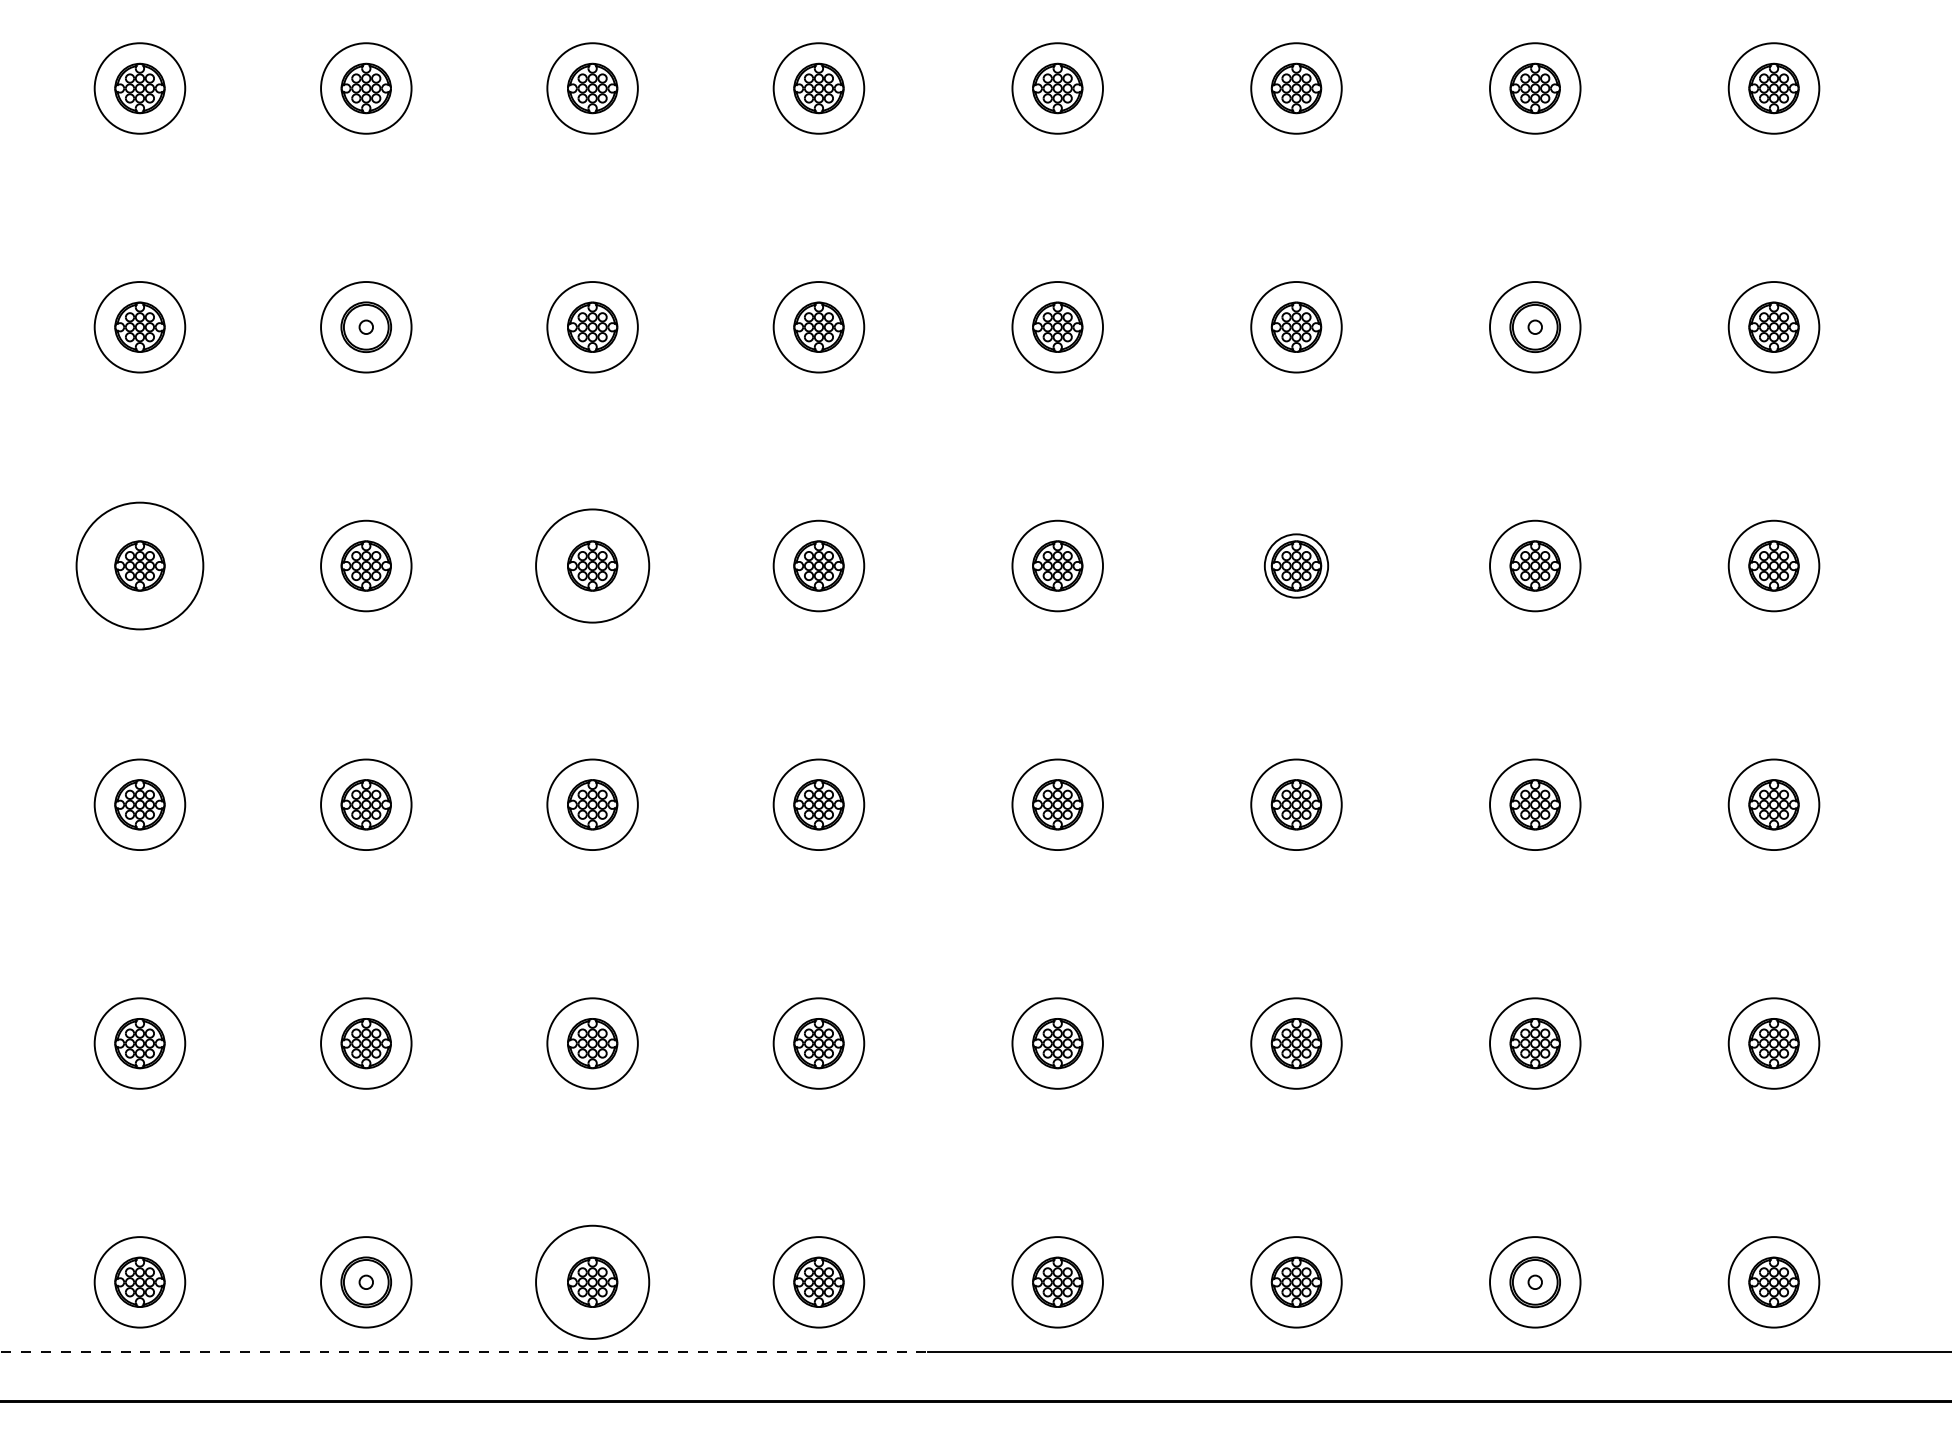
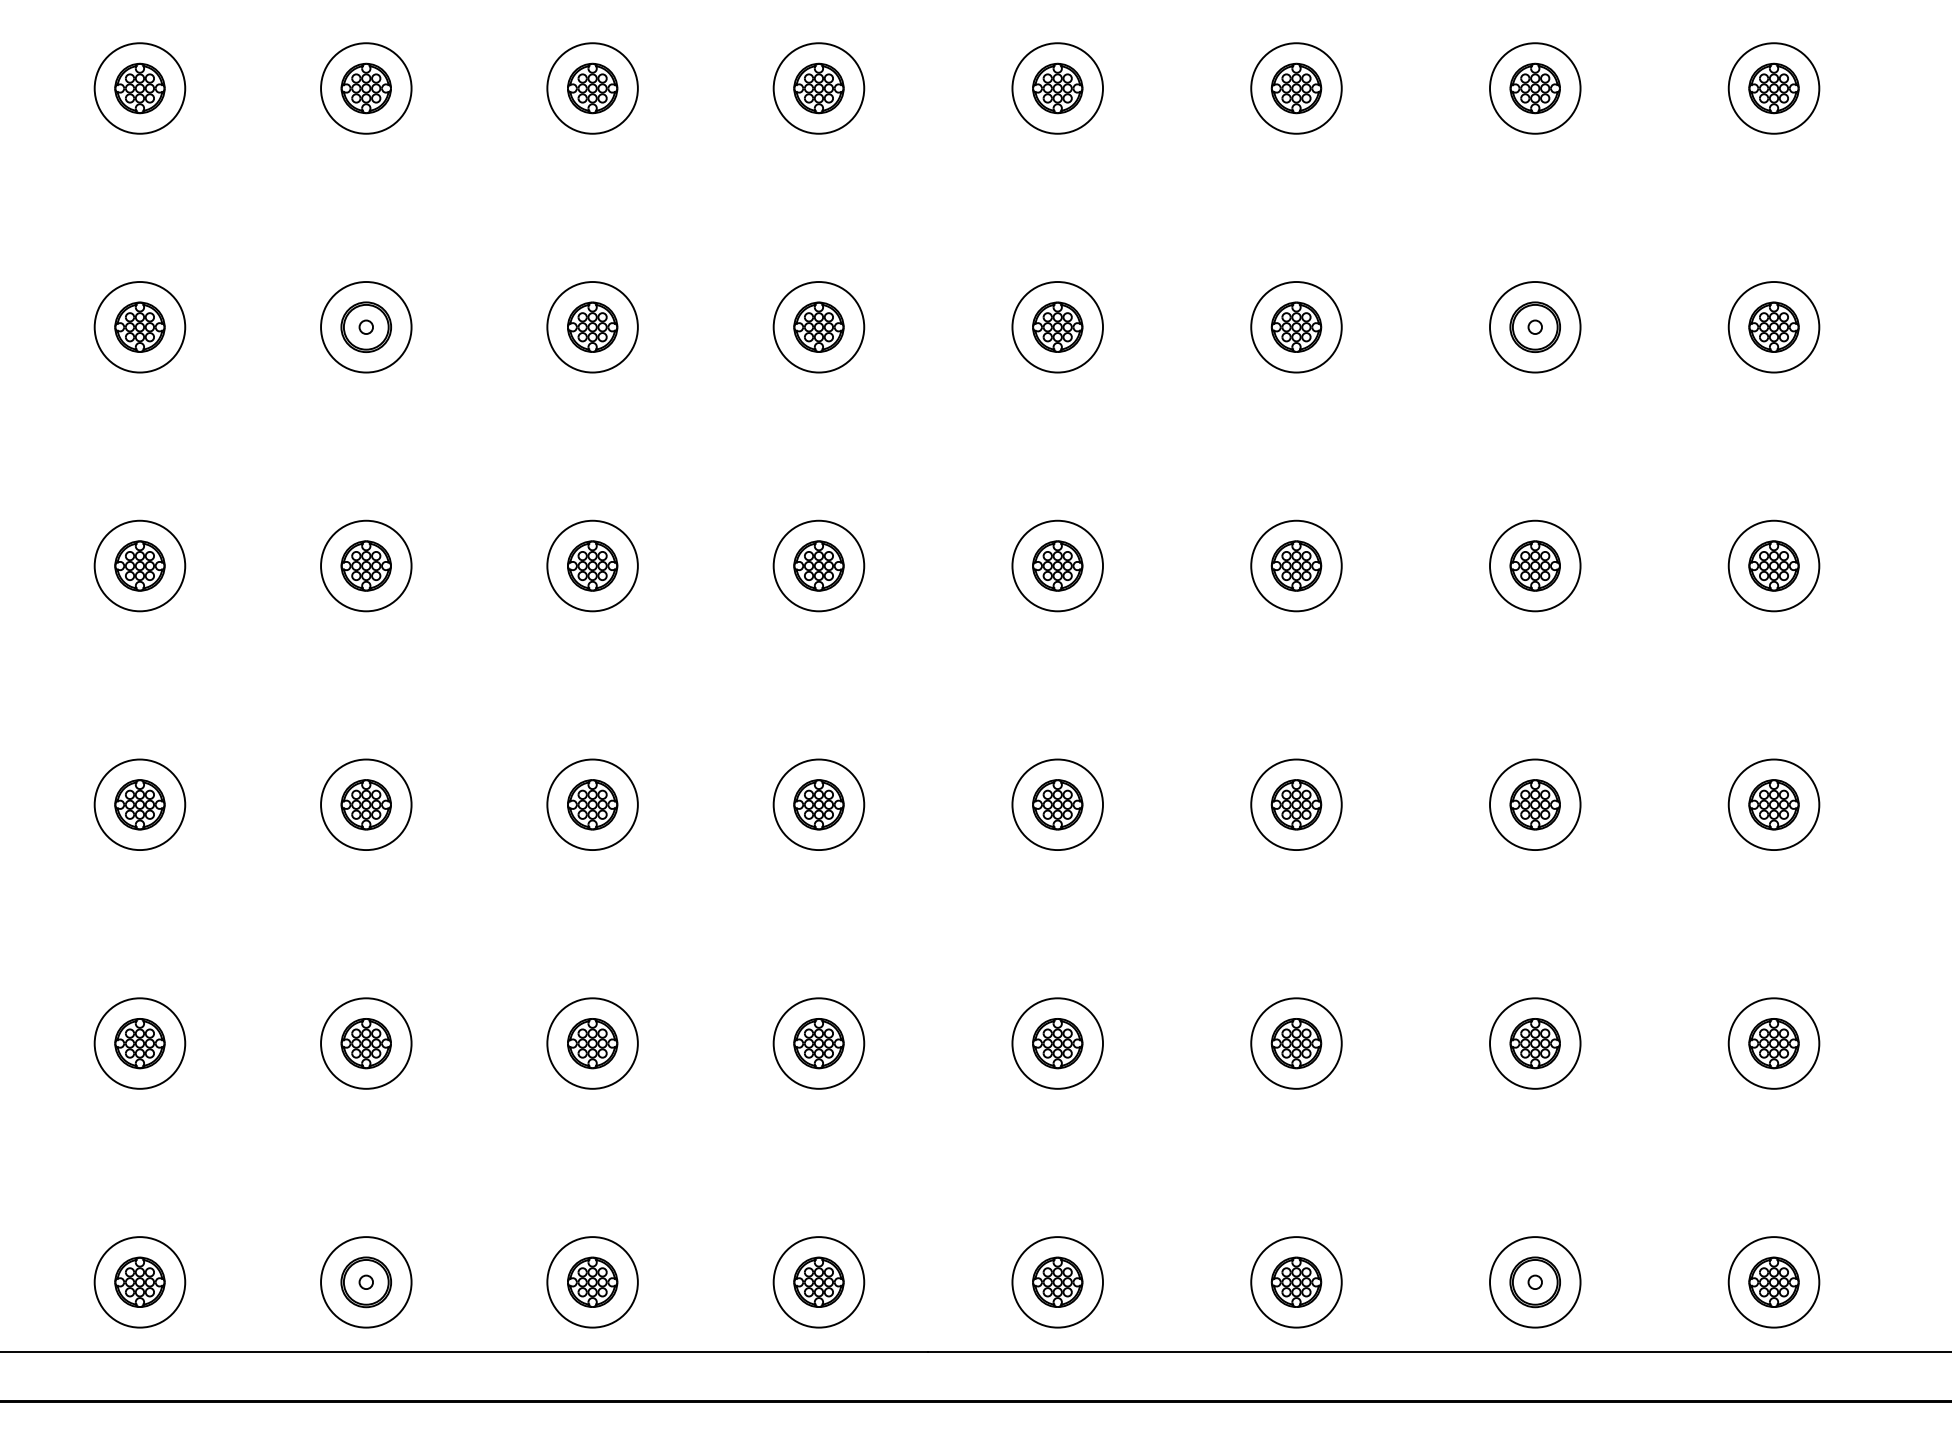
circle diameter: 127 px -> 91 px (139, 565)
circle diameter: 113 px -> 91 px (592, 565)
circle diameter: 63 px -> 91 px (1296, 565)
circle diameter: 113 px -> 91 px (592, 1282)
line: dashed -> solid (464, 1351)
